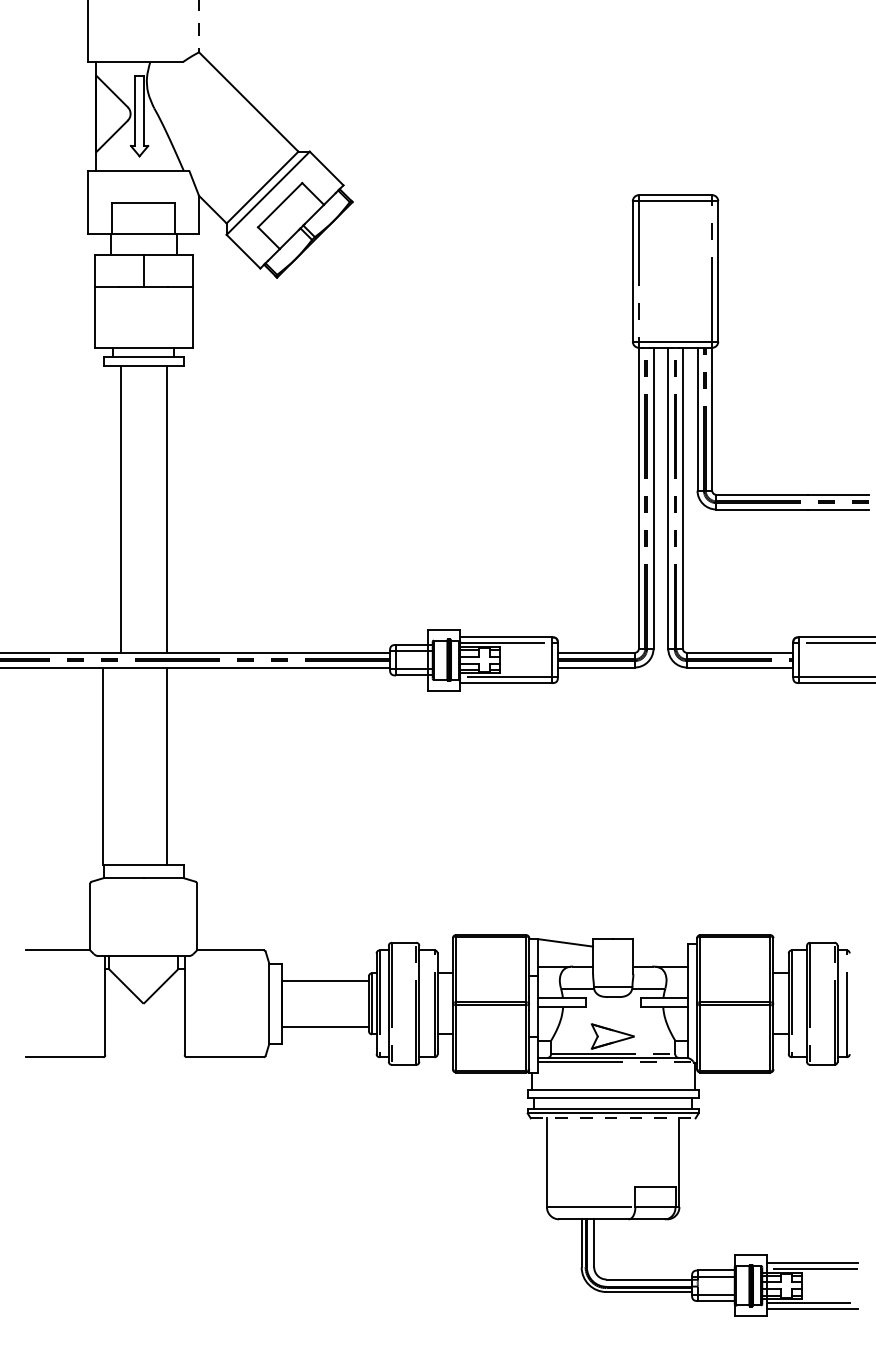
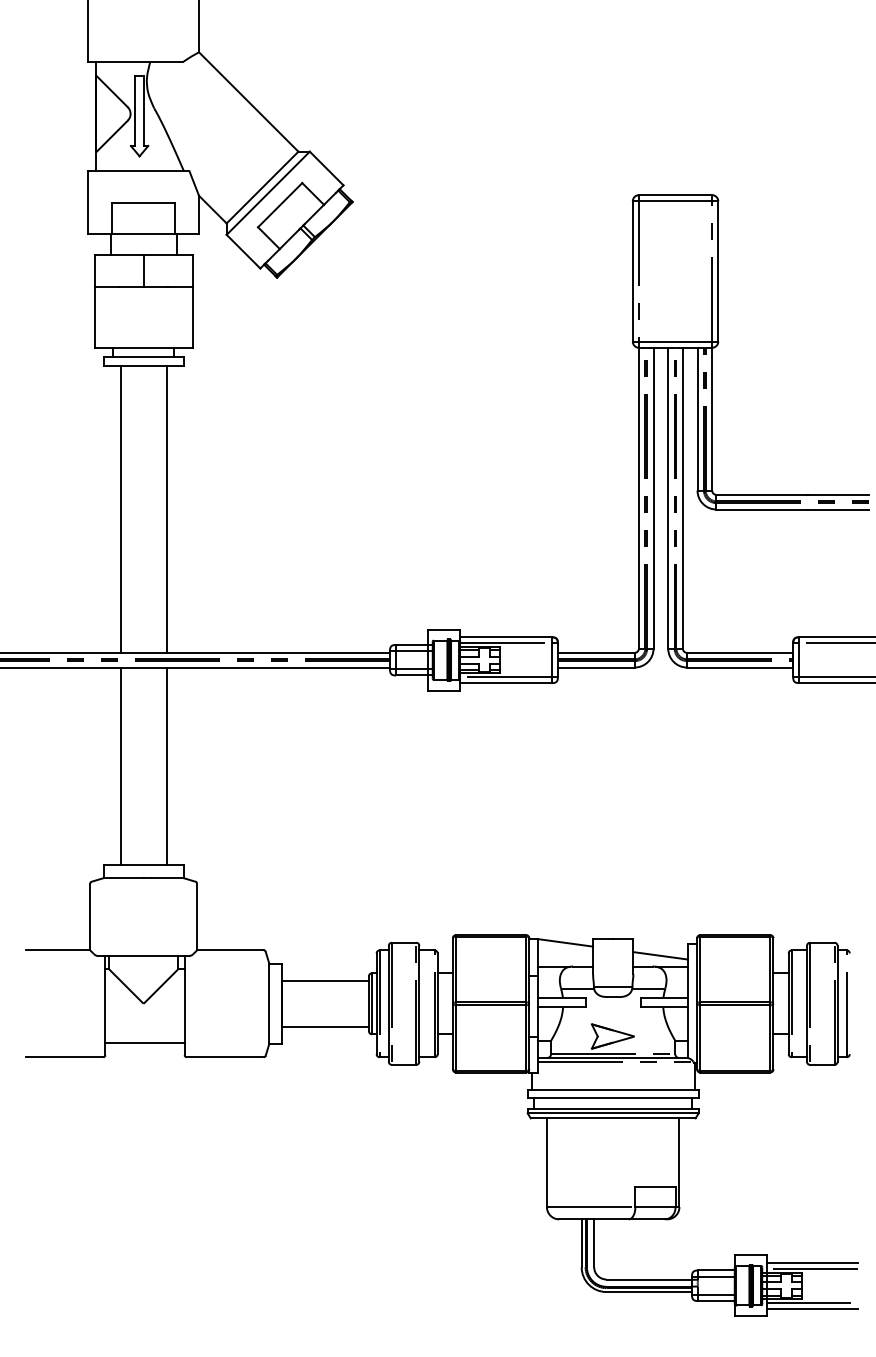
line: dashed -> solid (199, 26)
line position: (102, 766) -> (120, 766) (120, 766)
line: none -> present (660, 955)
line: none -> present (144, 1043)
line: dashed -> solid (613, 1118)
